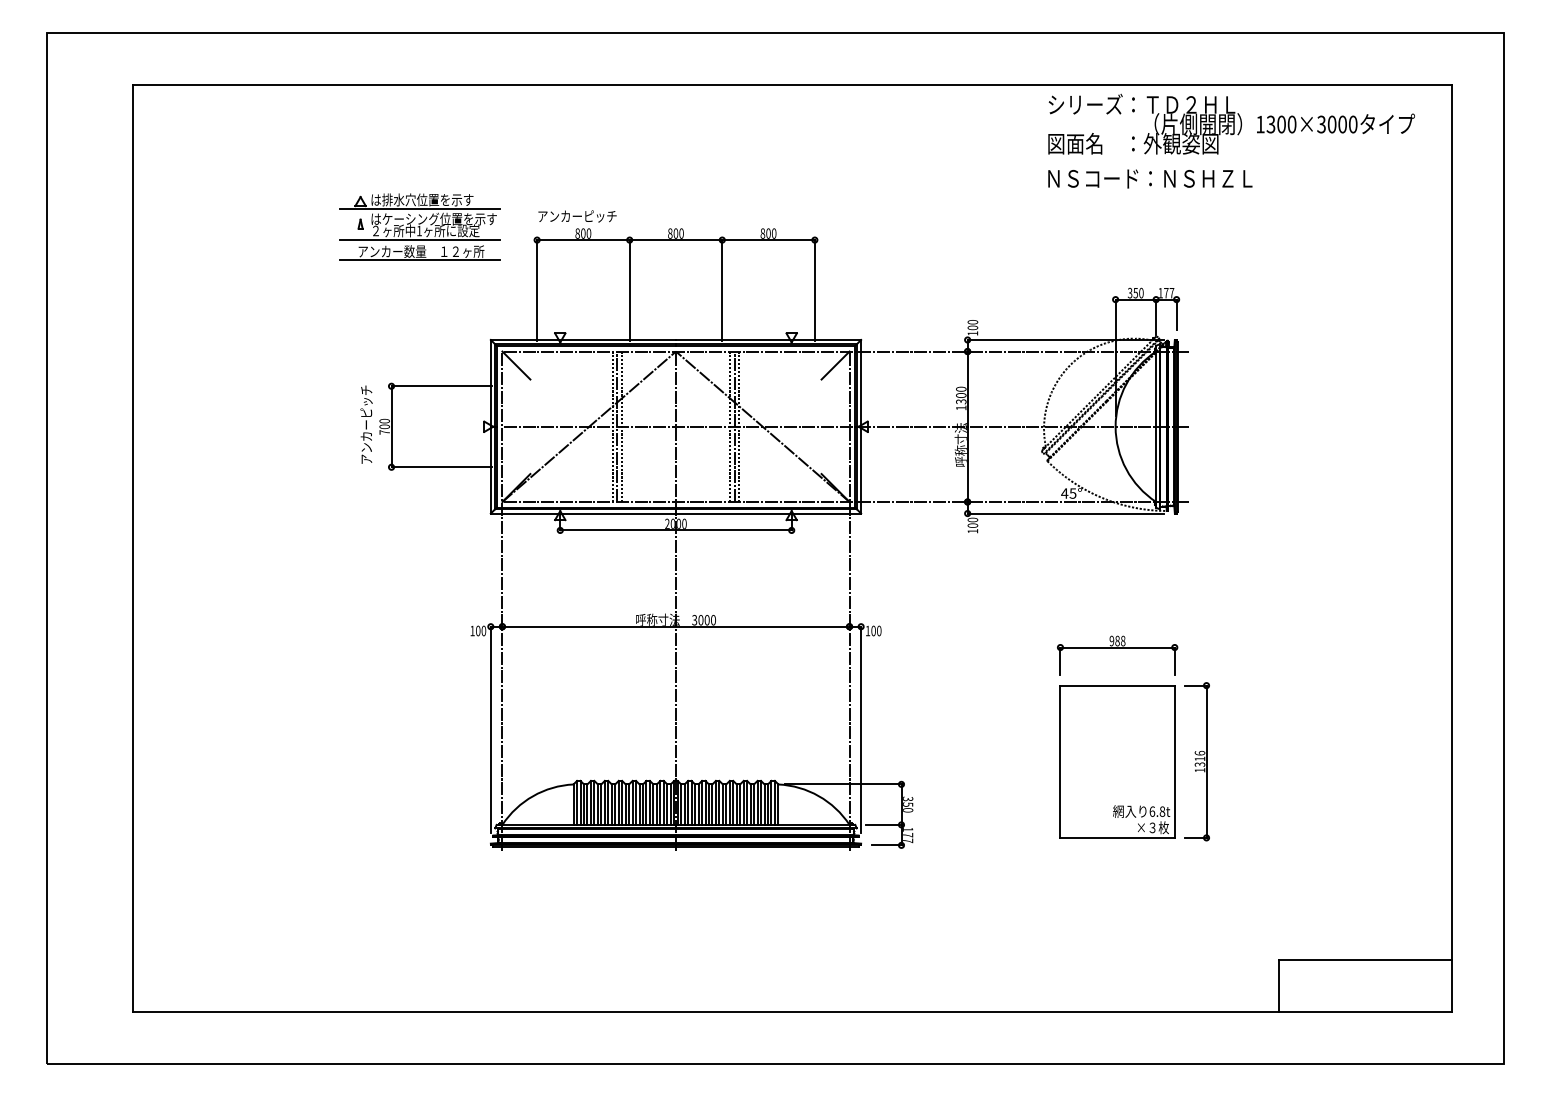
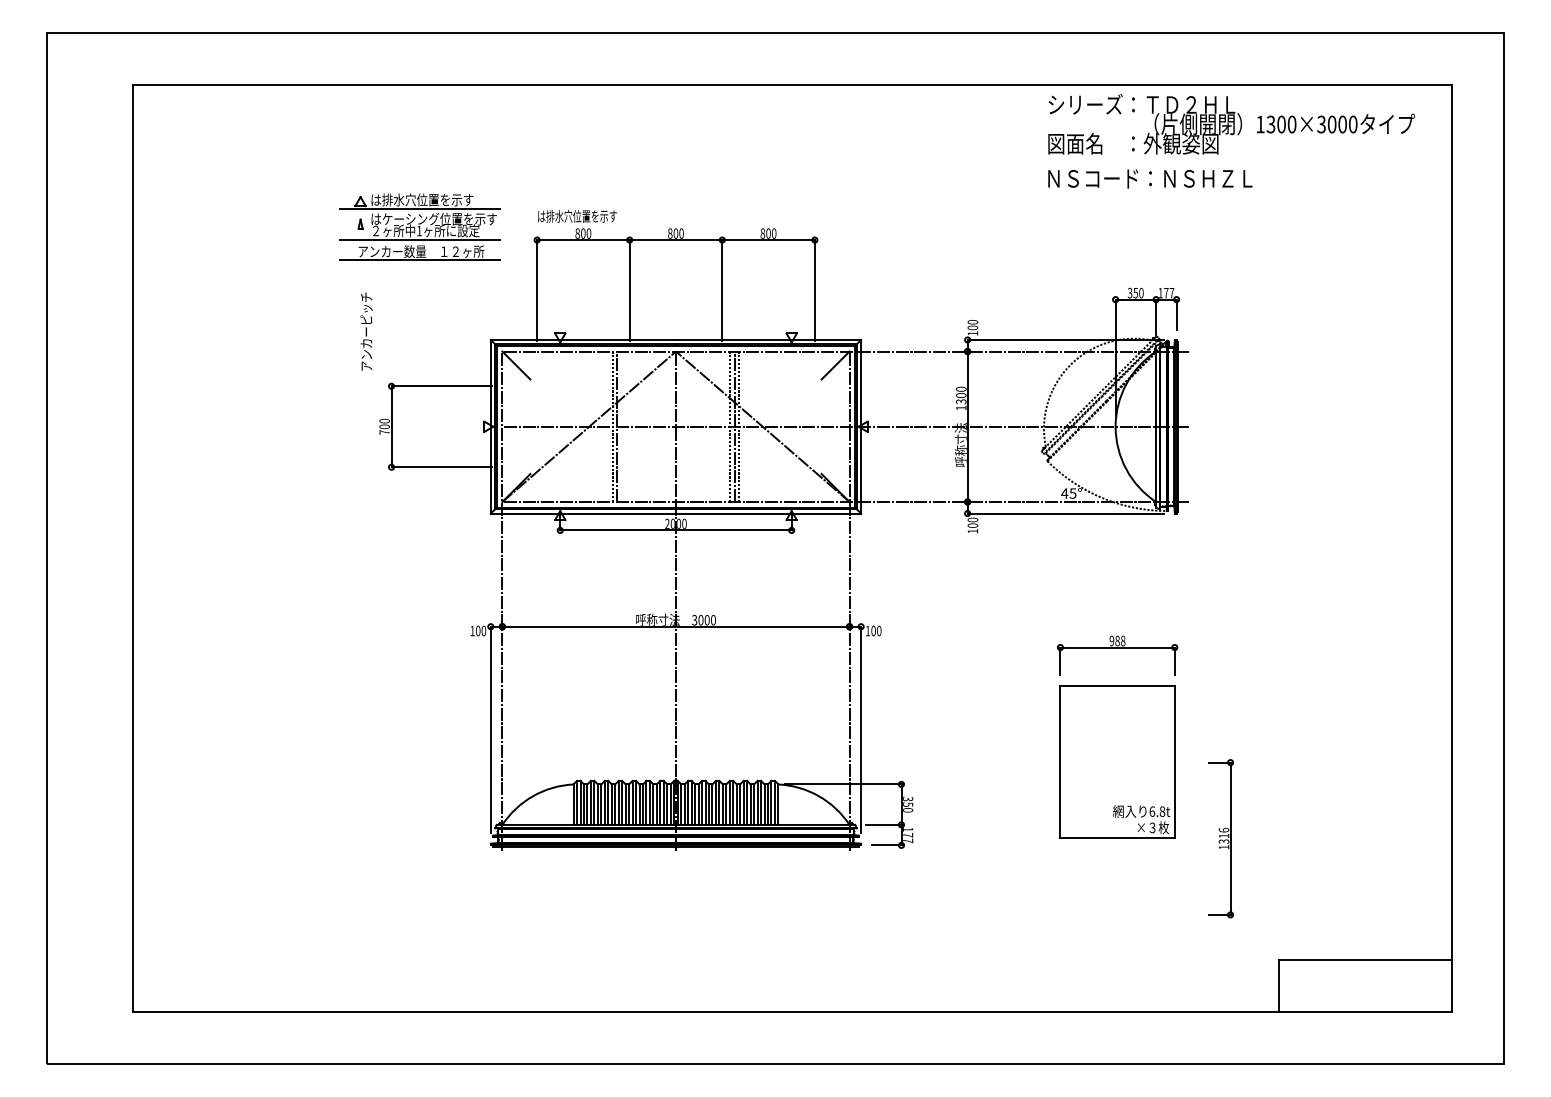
text: アンカーピッチ -> は排水穴位置を示す (577, 215)
text position: (366, 424) -> (366, 331) (366, 331)
line: present -> none (621, 426)
part position: (1196, 761) -> (1220, 838) (1220, 838)
